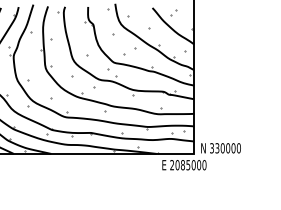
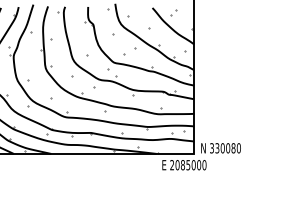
text: 330000 -> 330080 (233, 148)
